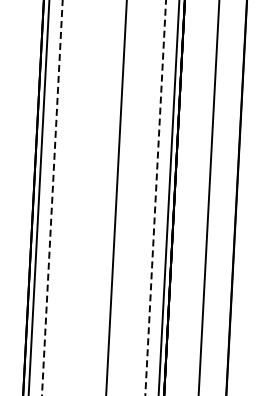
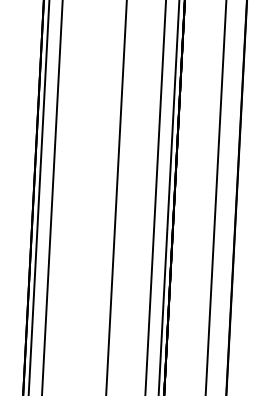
line position: (208, 197) -> (215, 197) (215, 197)
line: dashed -> solid (52, 198)
line: dashed -> solid (155, 198)
